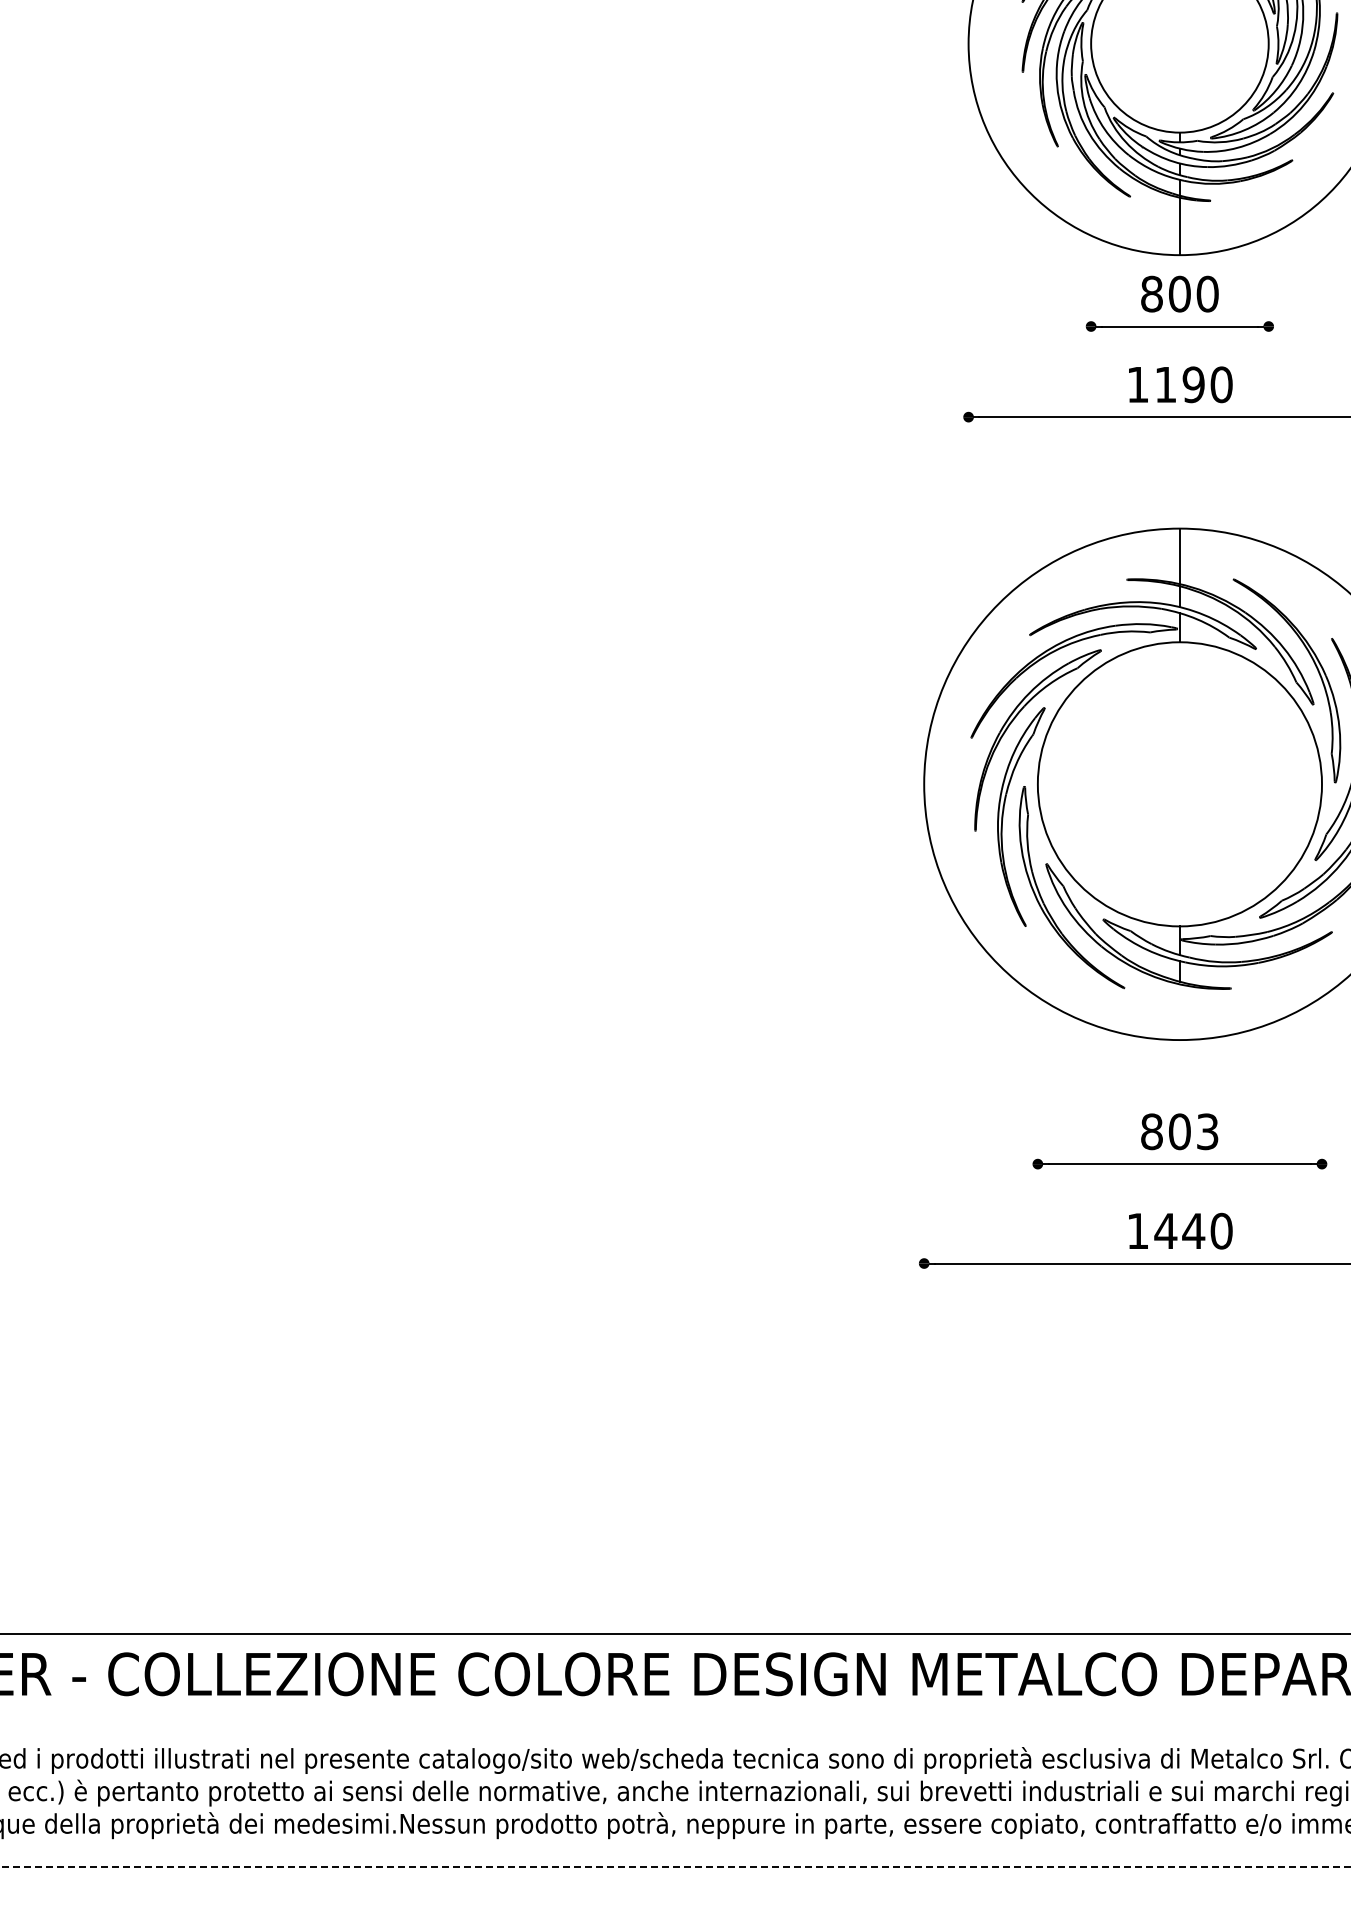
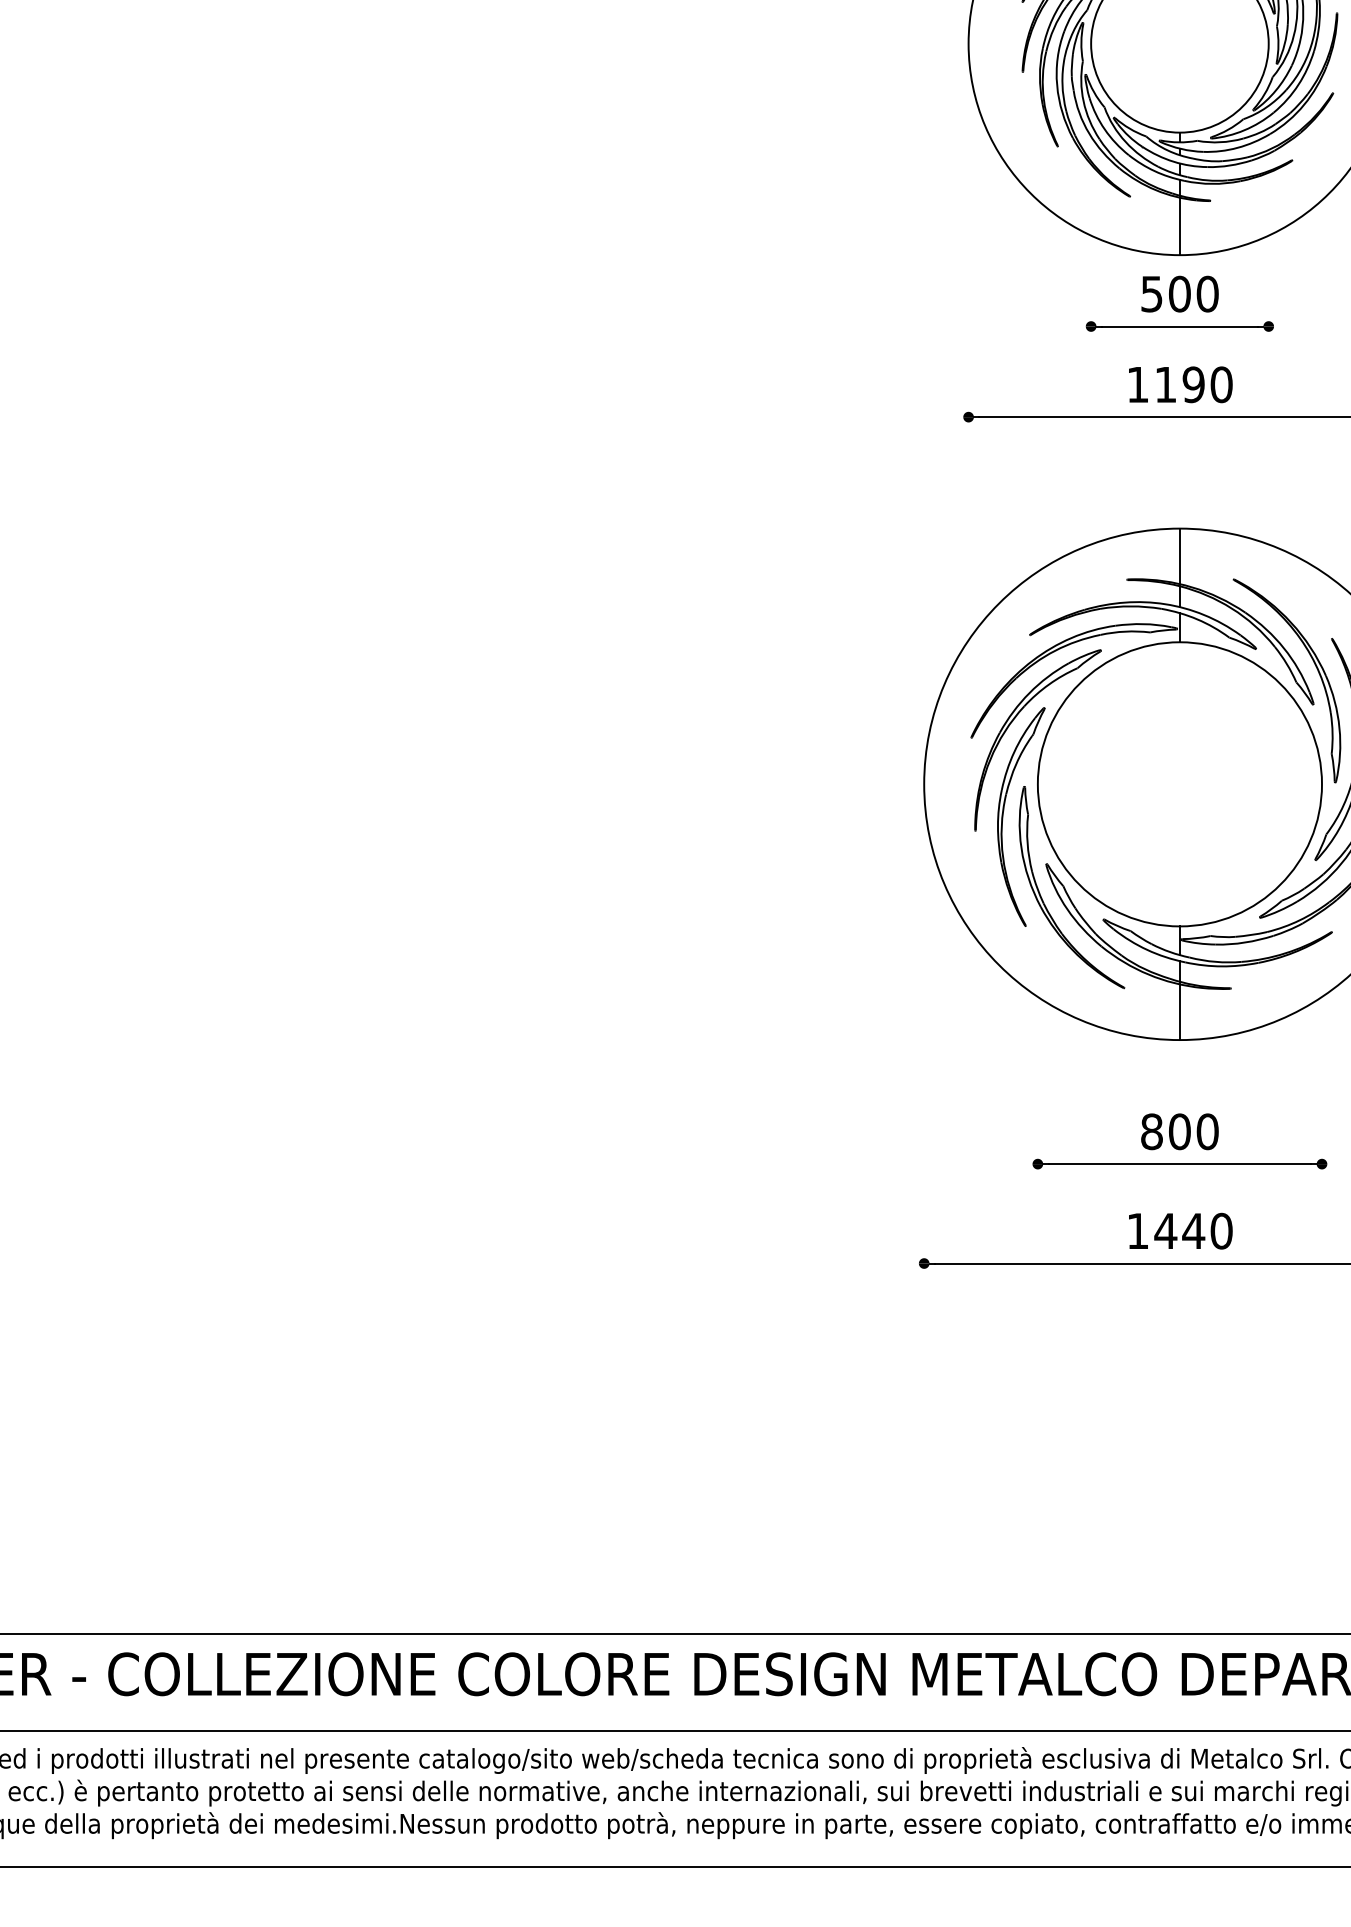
text: 800 -> 500 (1151, 293)
line: none -> present (1179, 1012)
text: 803 -> 800 (1207, 1131)
line: none -> present (674, 1730)
line: dashed -> solid (676, 1866)
